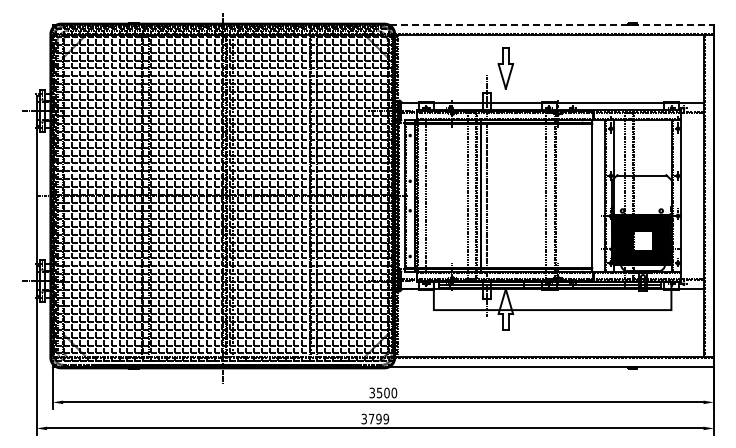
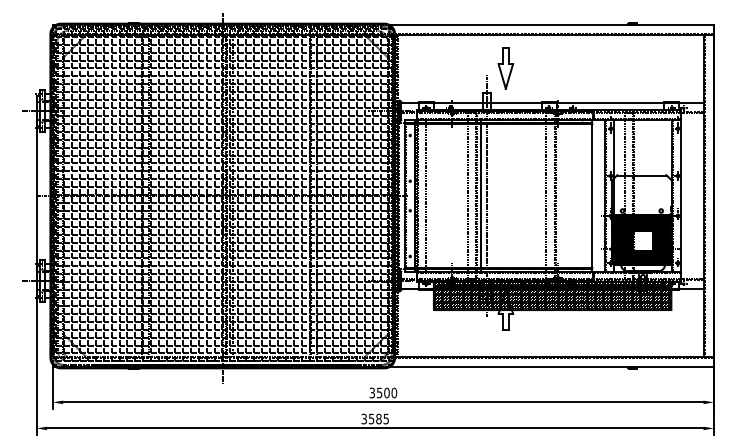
line: dashed -> solid (552, 25)
hatch: none -> present (554, 295)
text: 3799 -> 3585 (378, 418)
